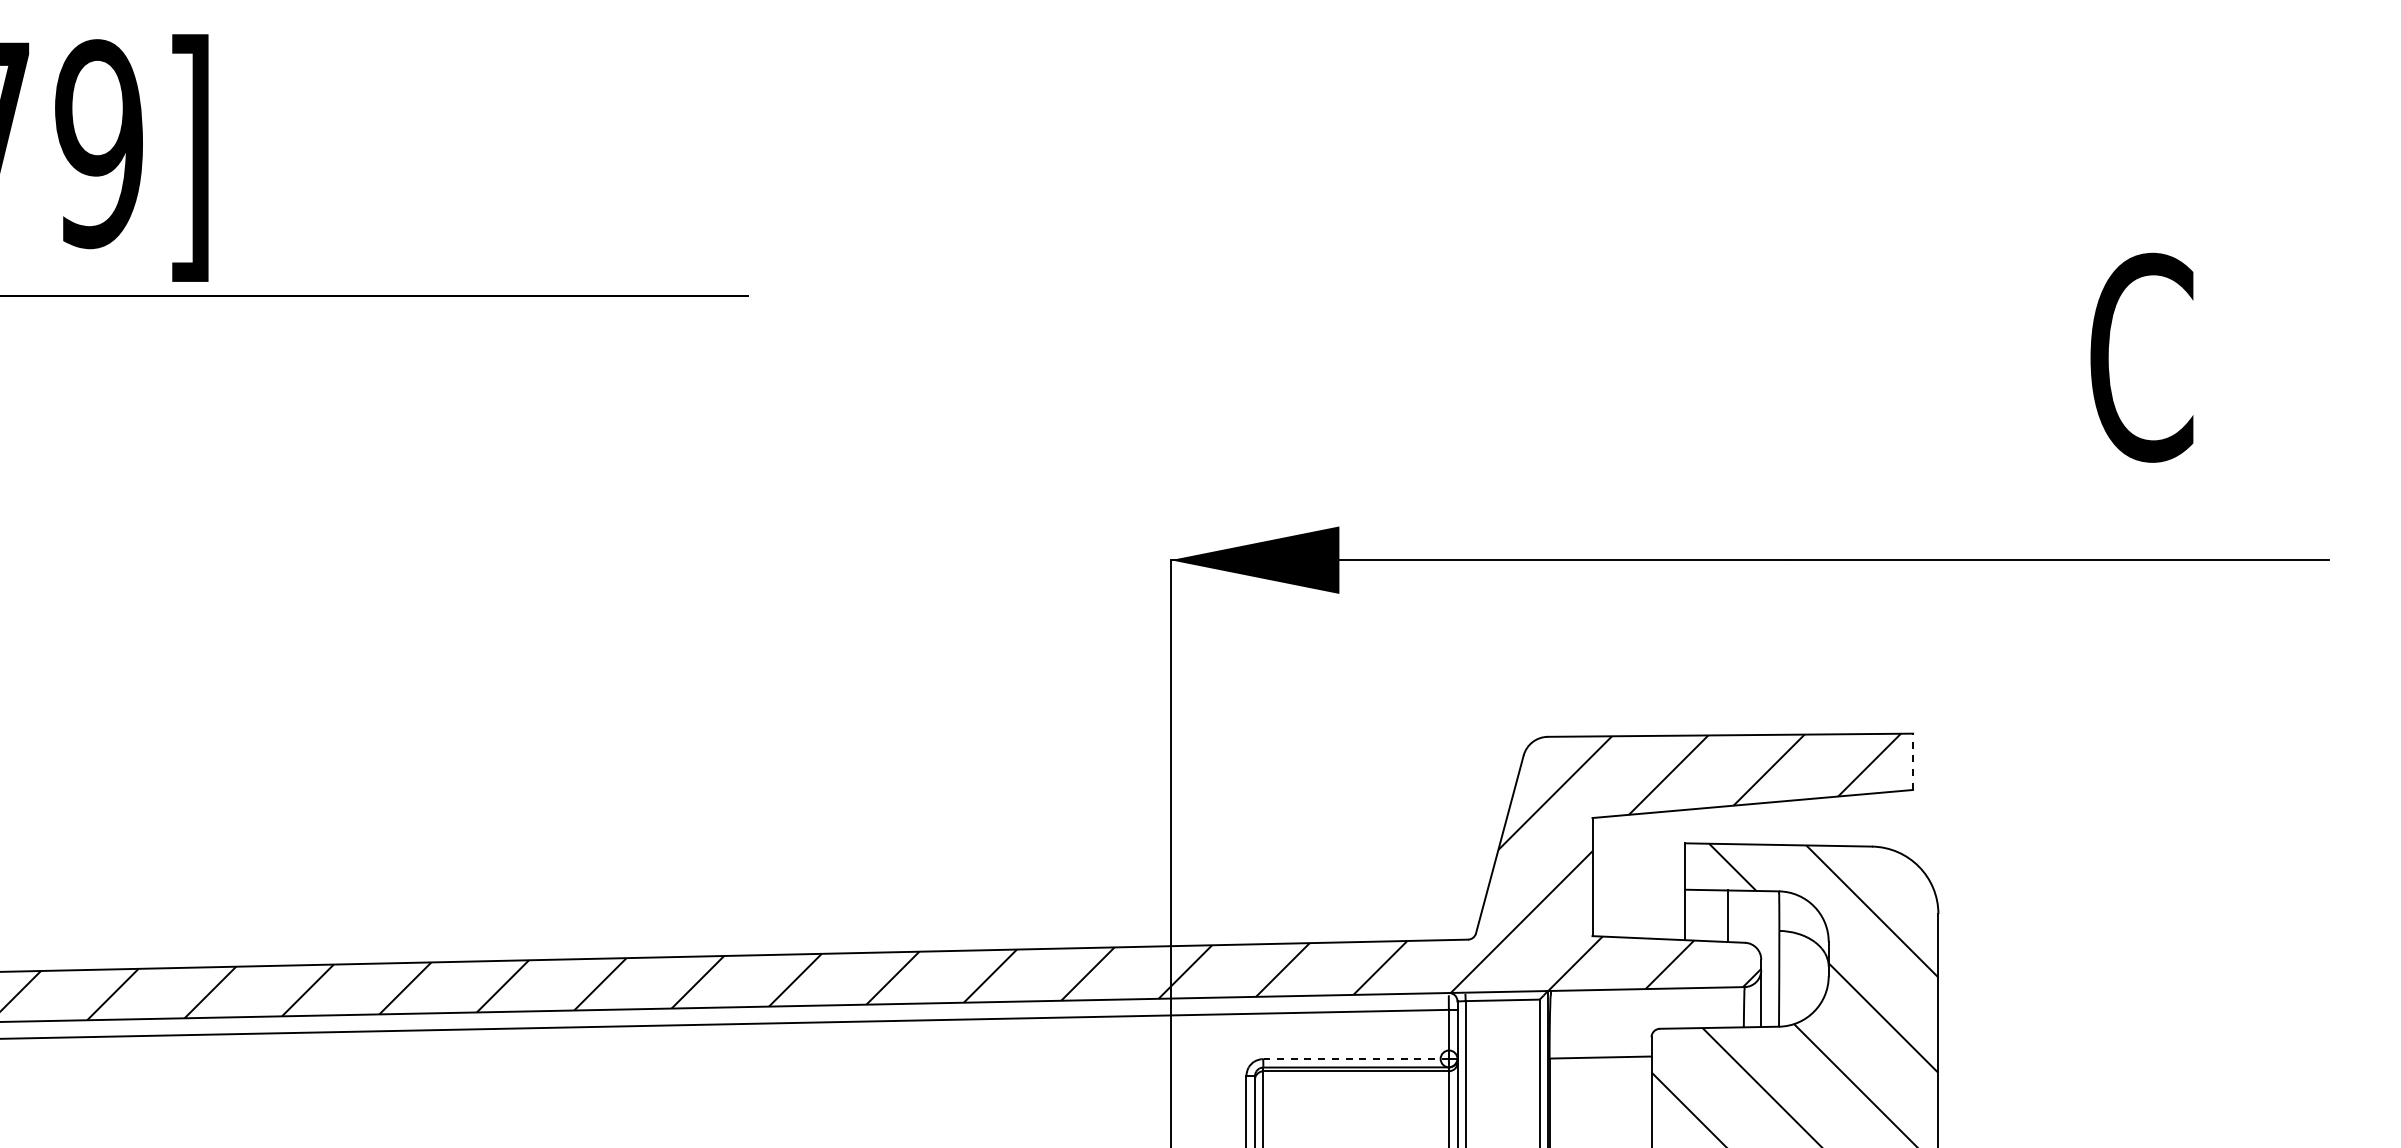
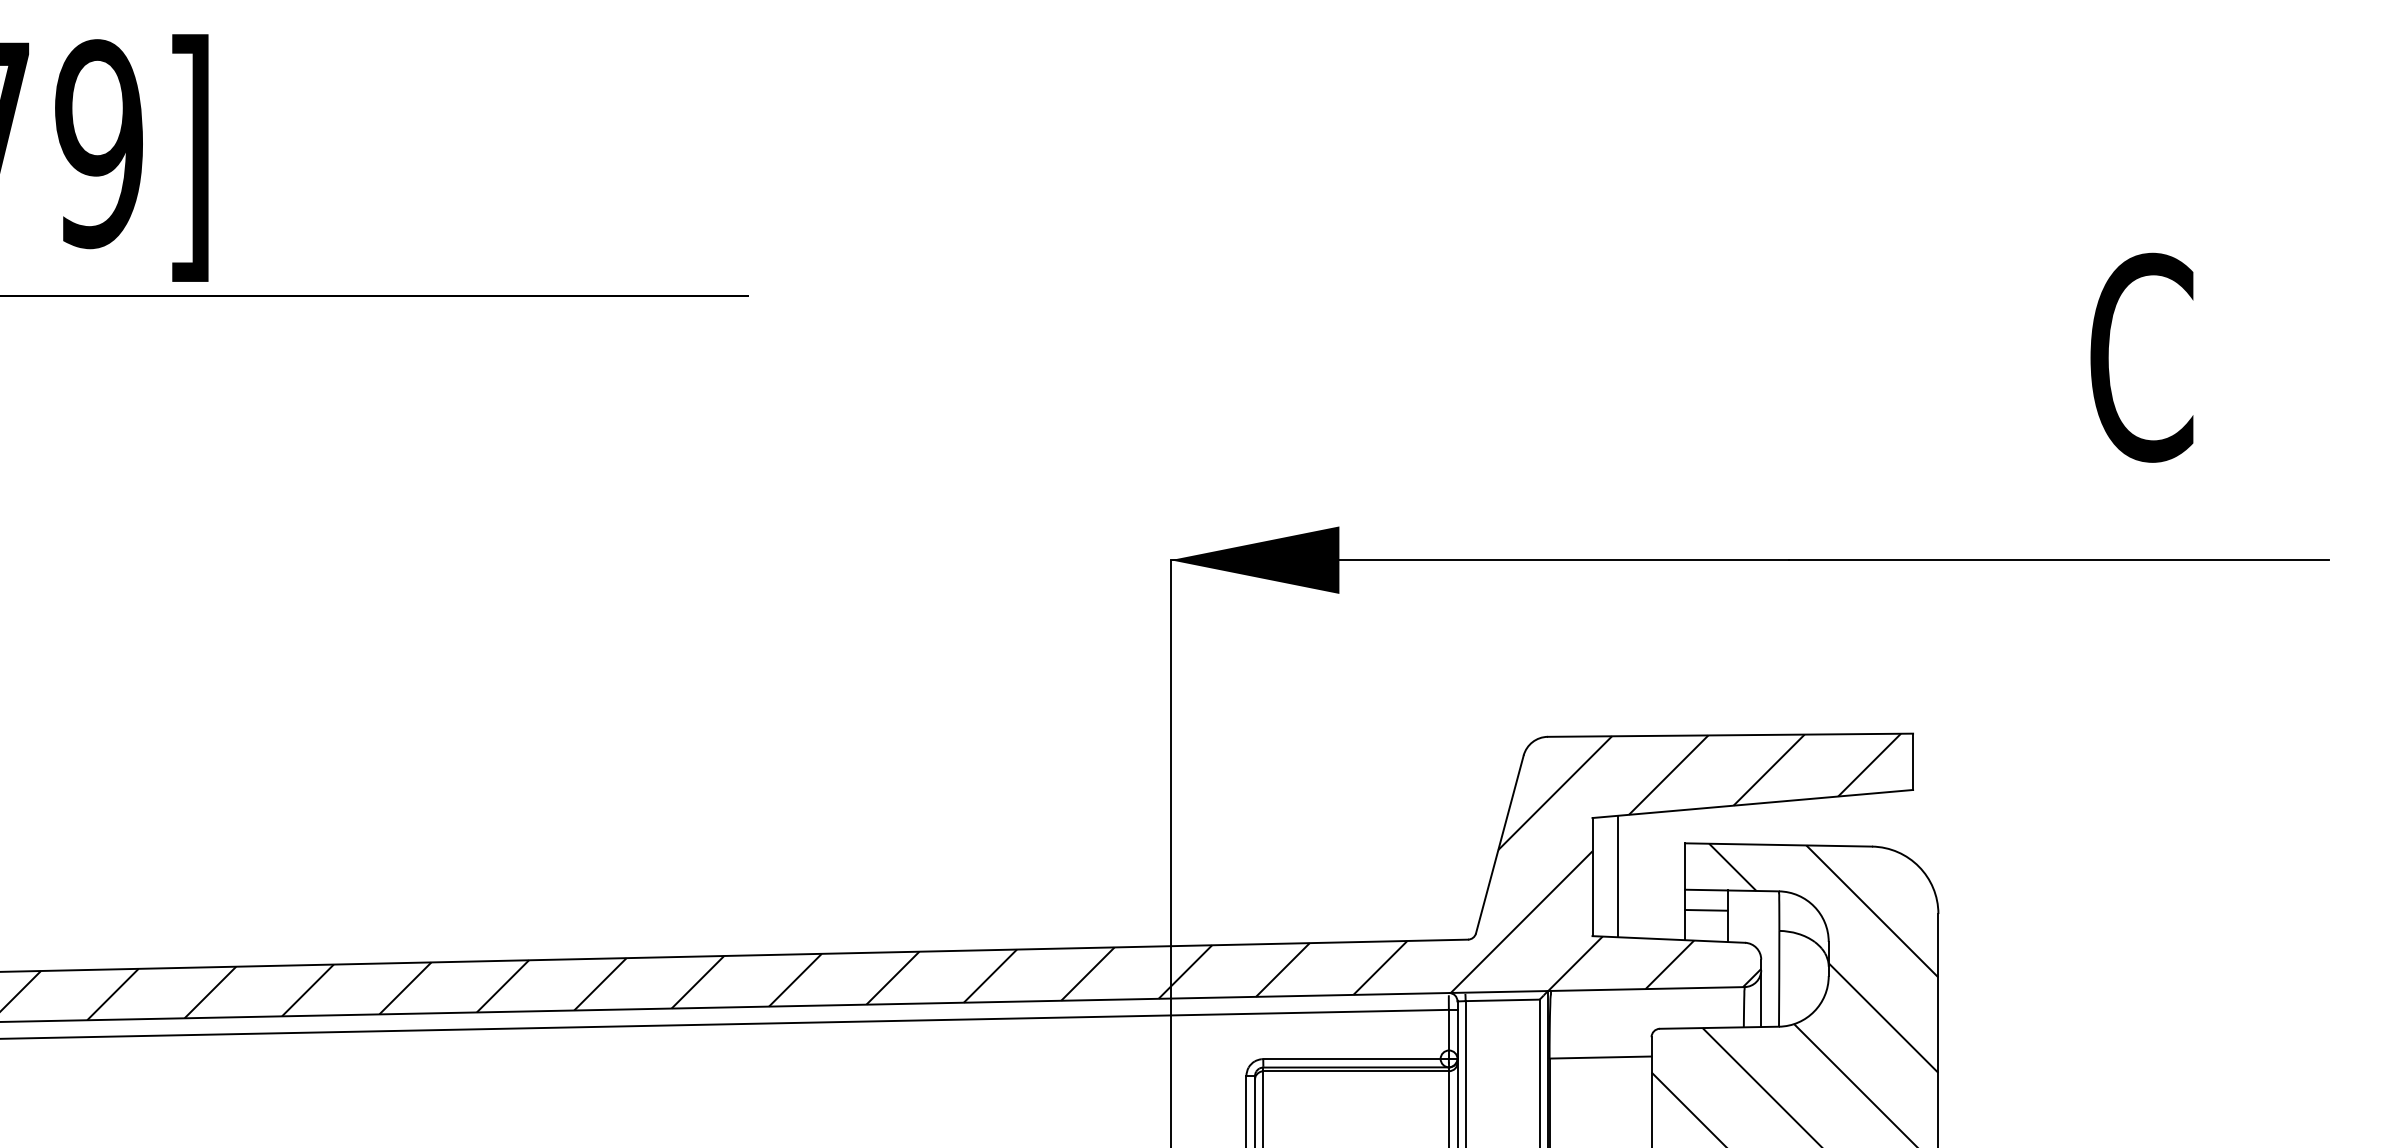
line: dashed -> solid (1913, 761)
line: none -> present (1617, 876)
line: none -> present (1706, 909)
line: dashed -> solid (1356, 1059)
